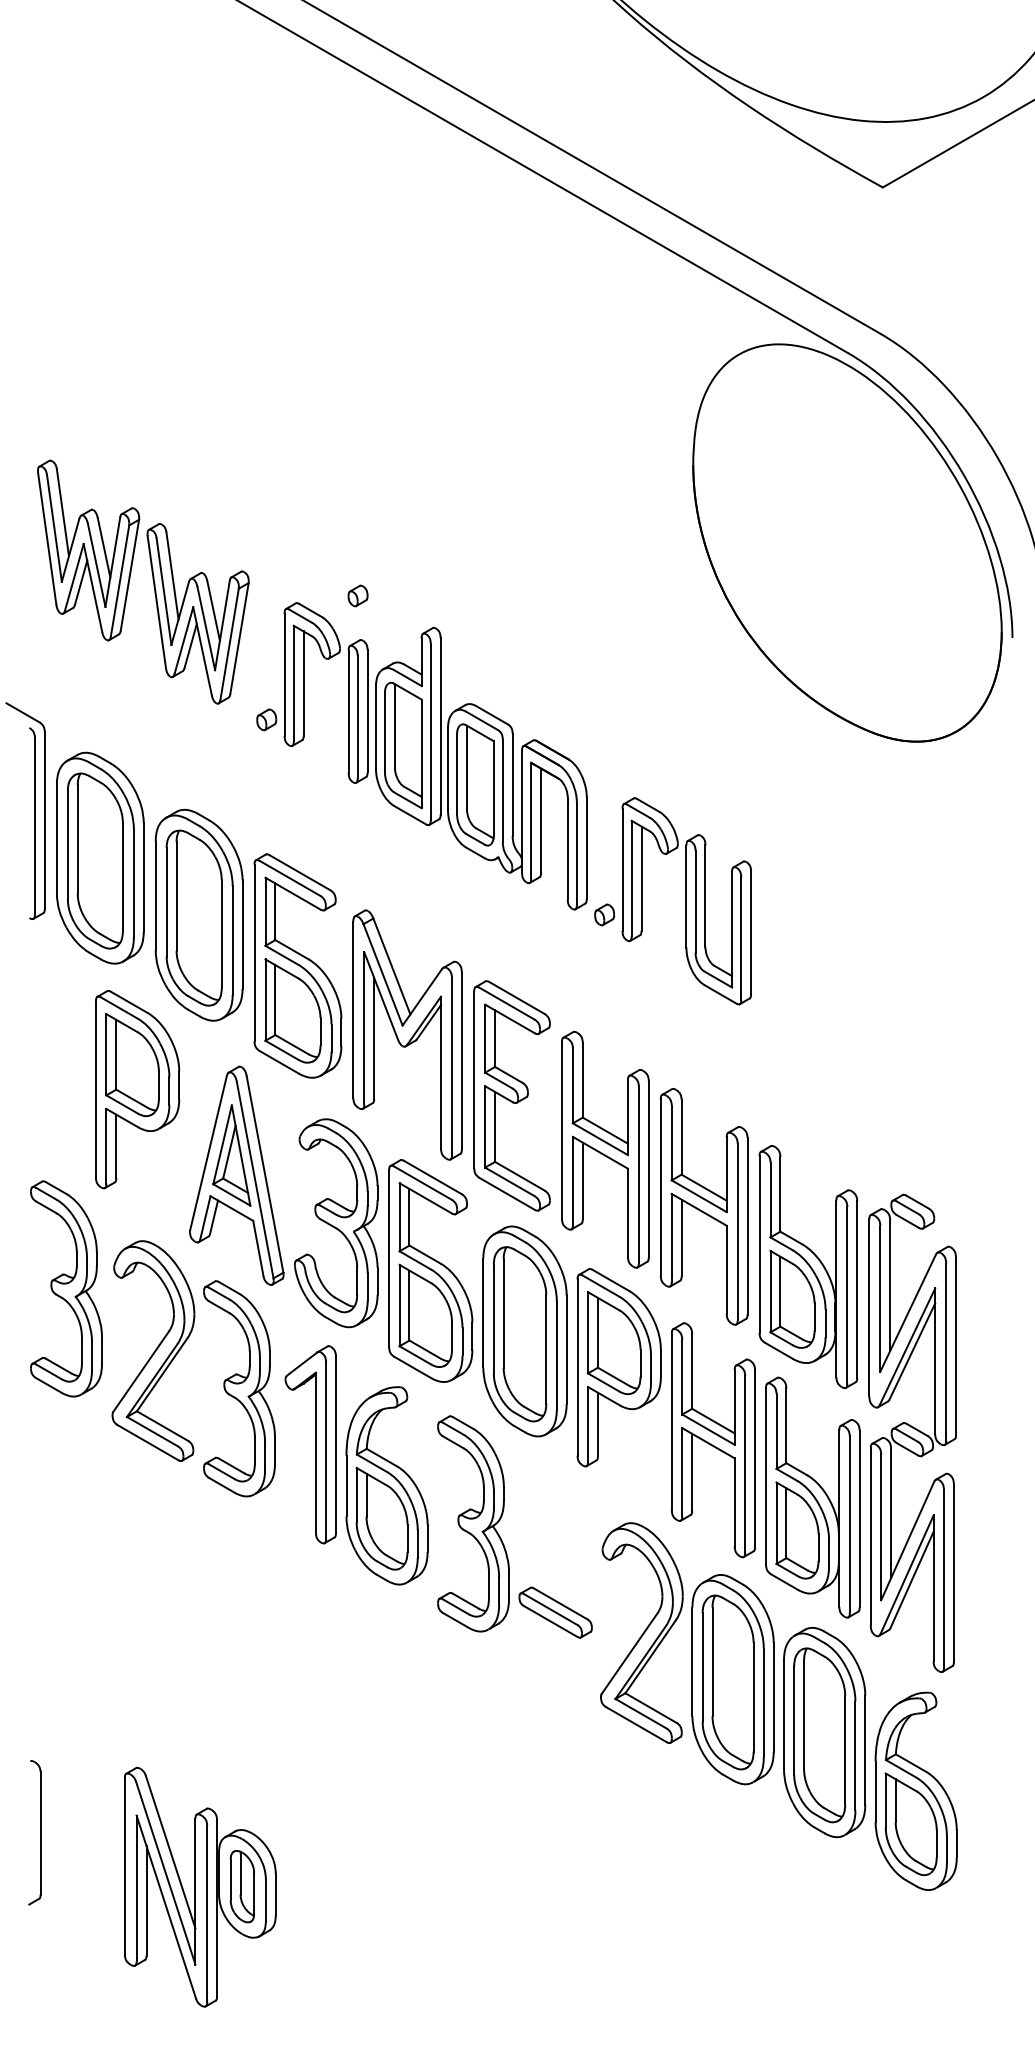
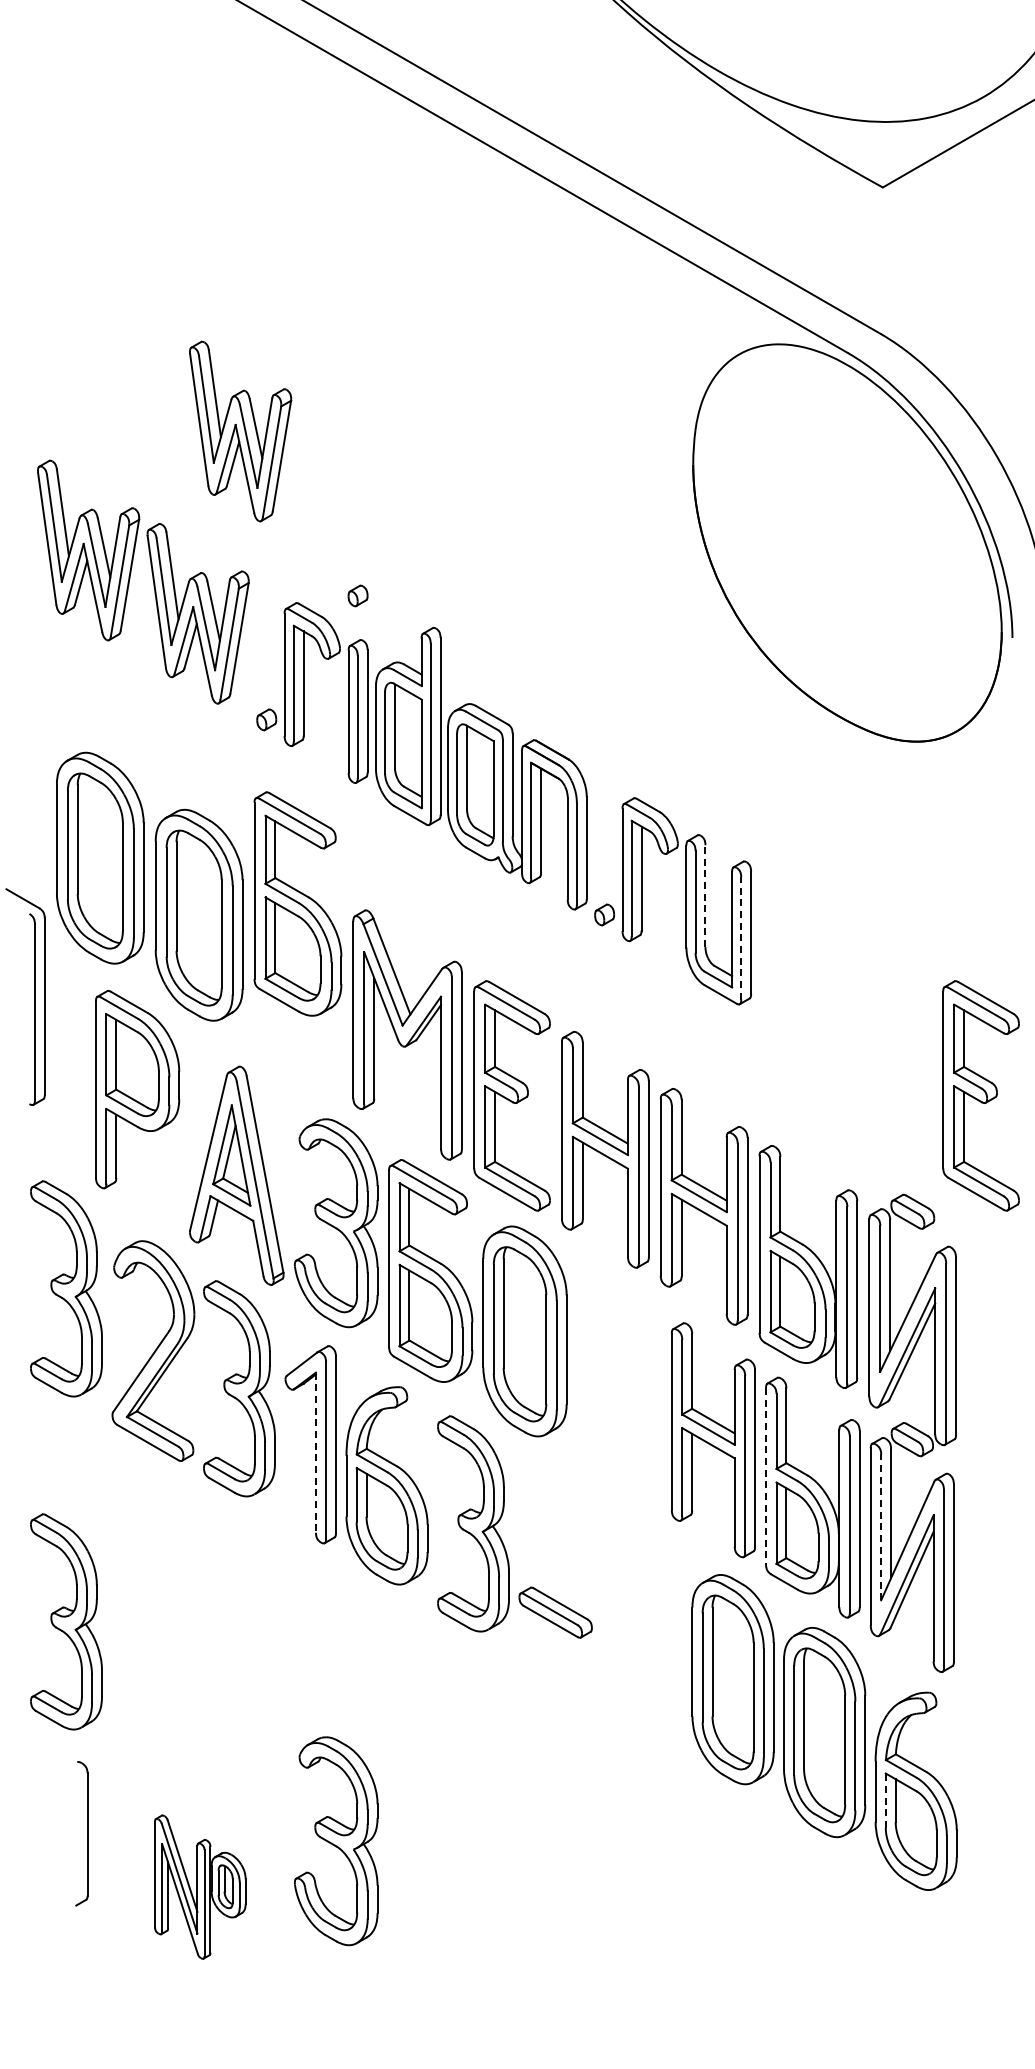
part: none -> present (240, 431)
part position: (34, 810) -> (34, 996) (34, 996)
line: solid -> dashed (705, 896)
line: solid -> dashed (741, 937)
part position: (297, 965) -> (297, 903) (297, 903)
part: none -> present (980, 1095)
part: present -> none (618, 1367)
line: solid -> dashed (315, 1453)
line: solid -> dashed (766, 1476)
line: solid -> dashed (881, 1527)
part: none -> present (66, 1621)
part: present -> none (641, 1632)
line: solid -> dashed (885, 1800)
part position: (34, 1832) -> (81, 1833) (81, 1833)
part: none -> present (336, 1841)
part size: 153x242 px -> 93x146 px (200, 1886)
